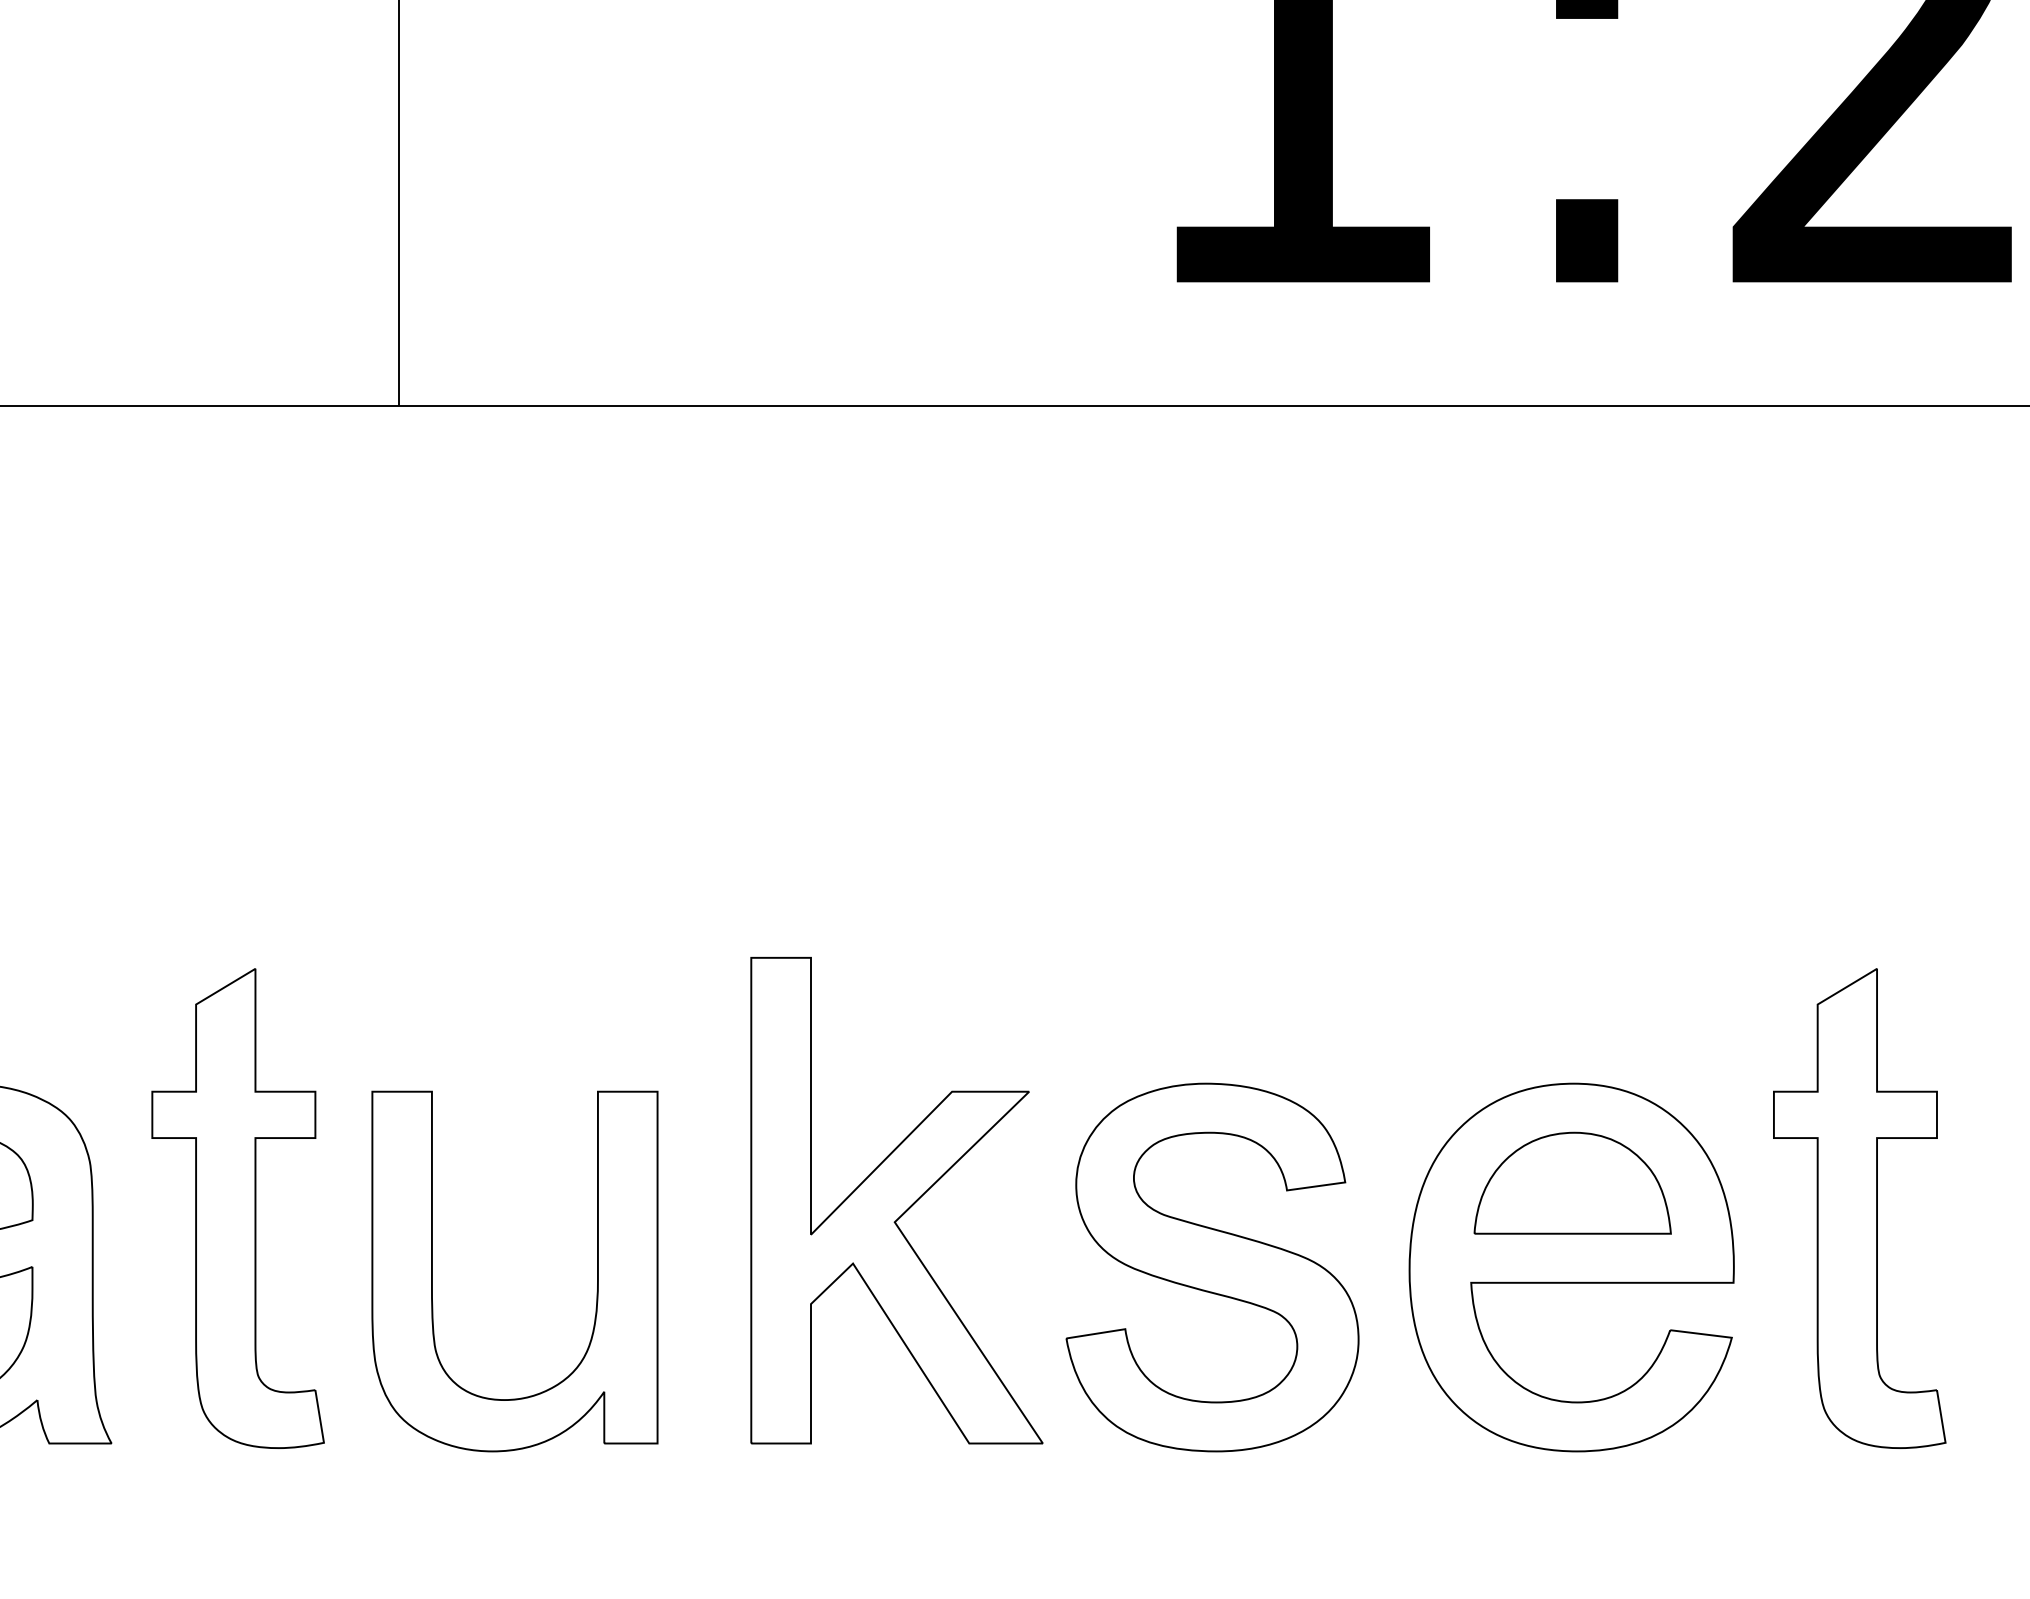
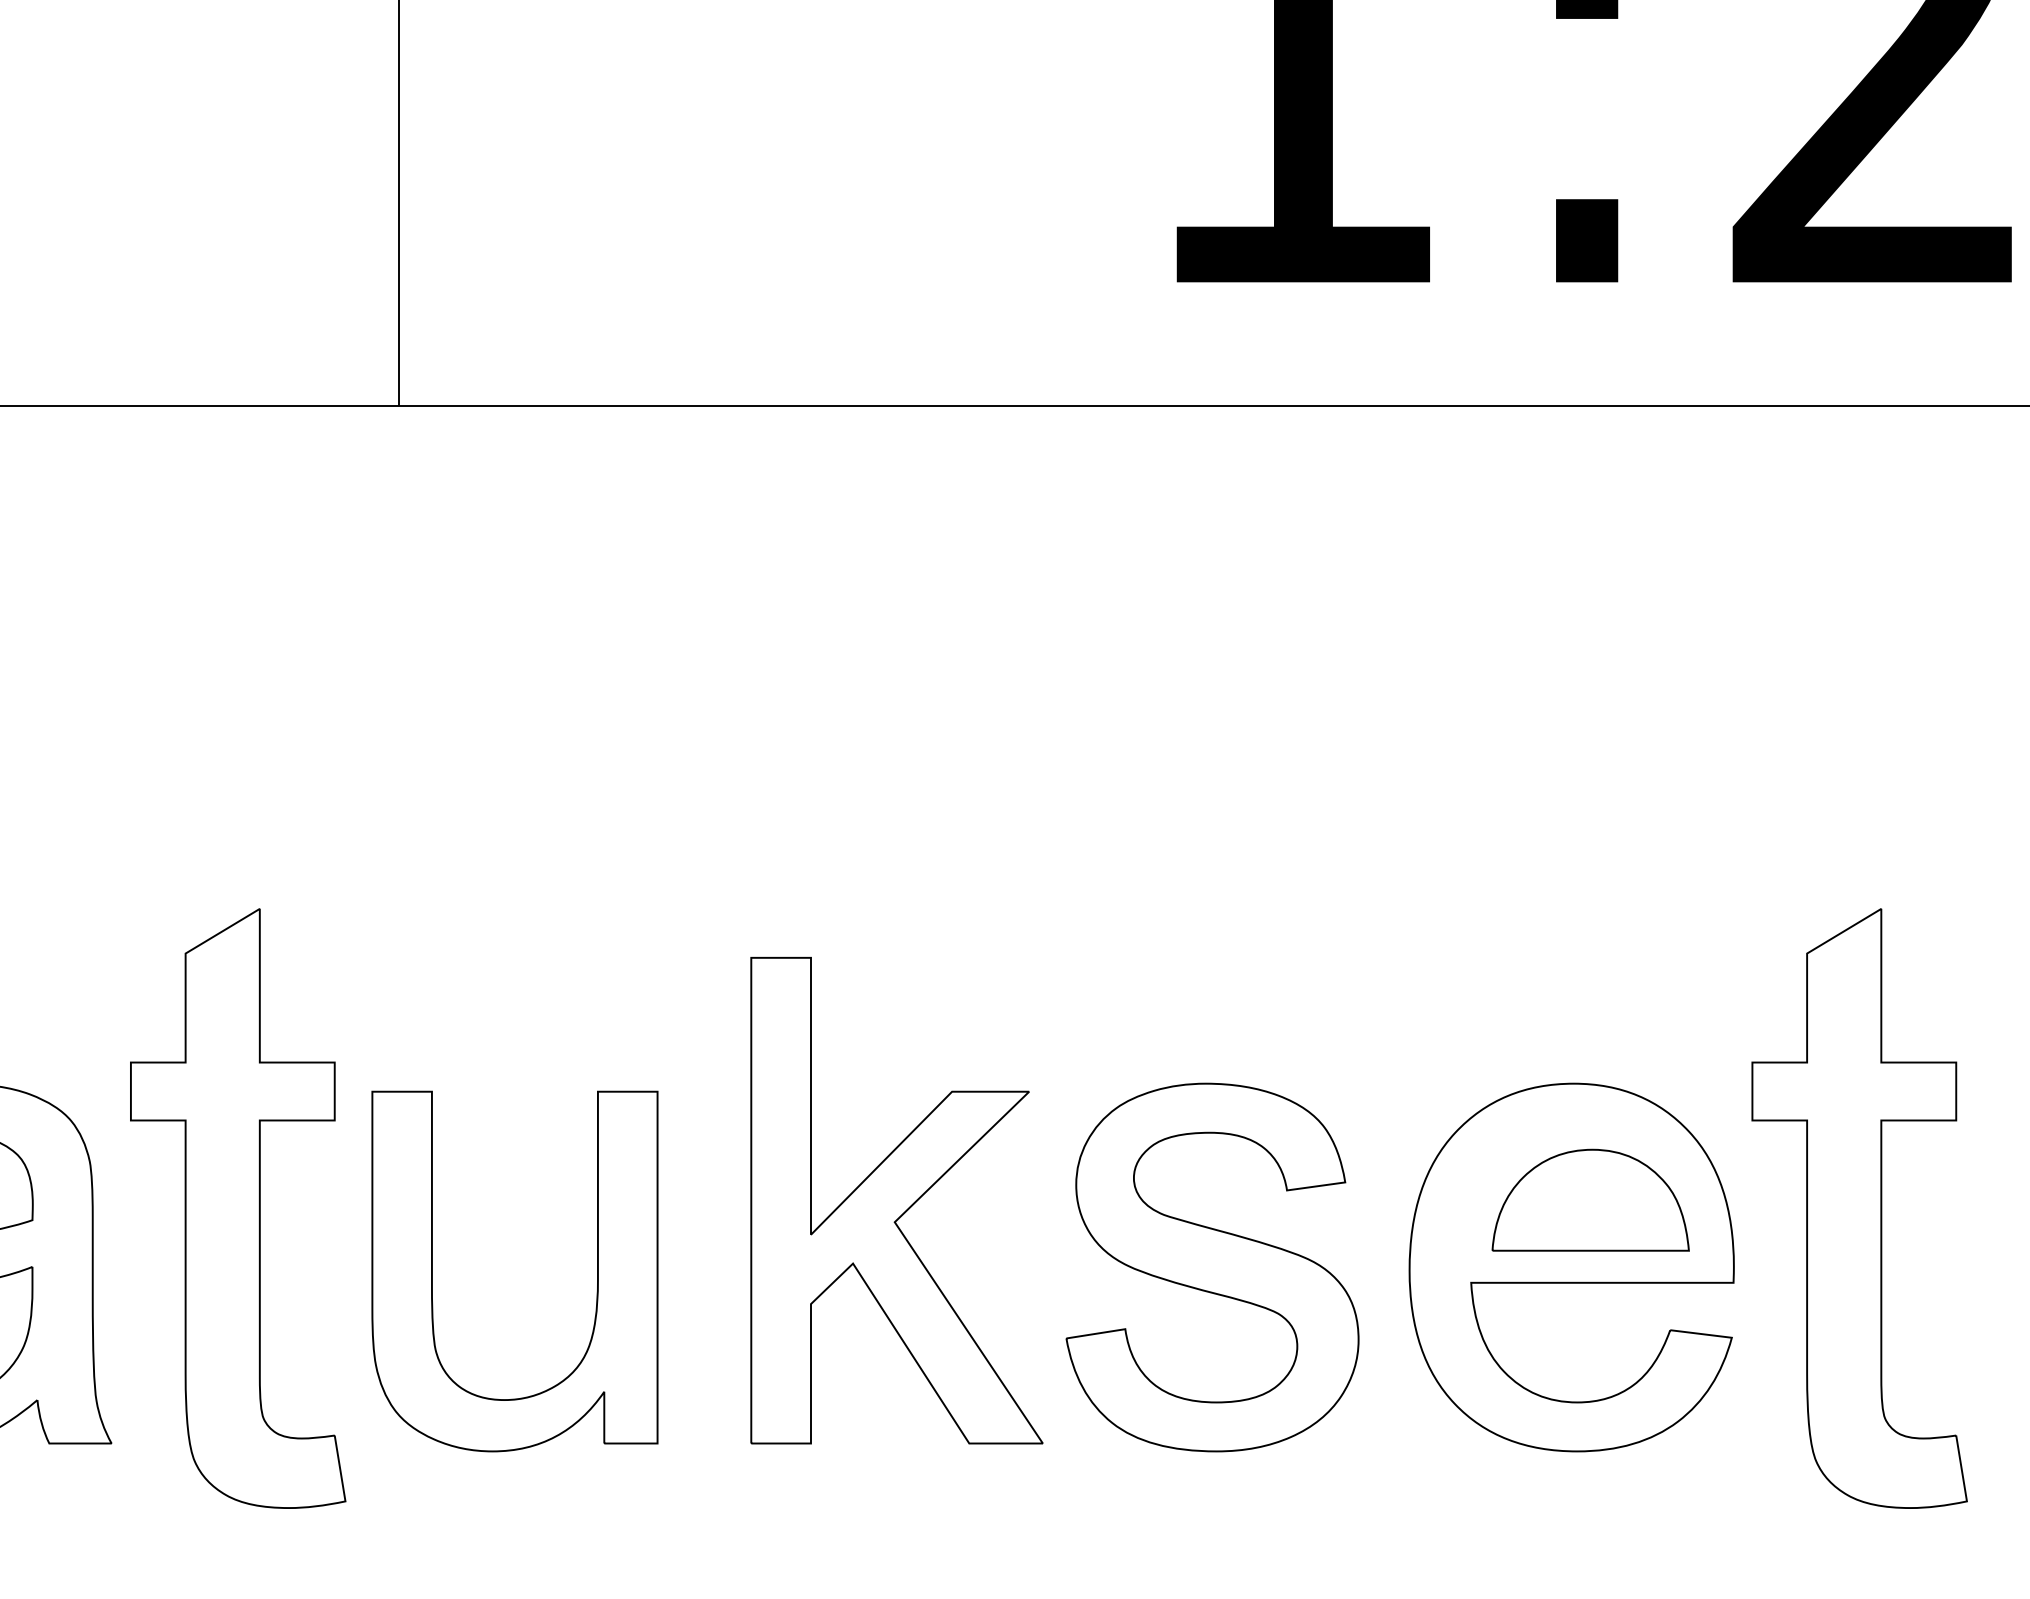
part position: (1572, 1182) -> (1590, 1199) (1590, 1199)
part size: 174x481 px -> 217x601 px (238, 1208)
part size: 174x481 px -> 217x601 px (1859, 1208)
